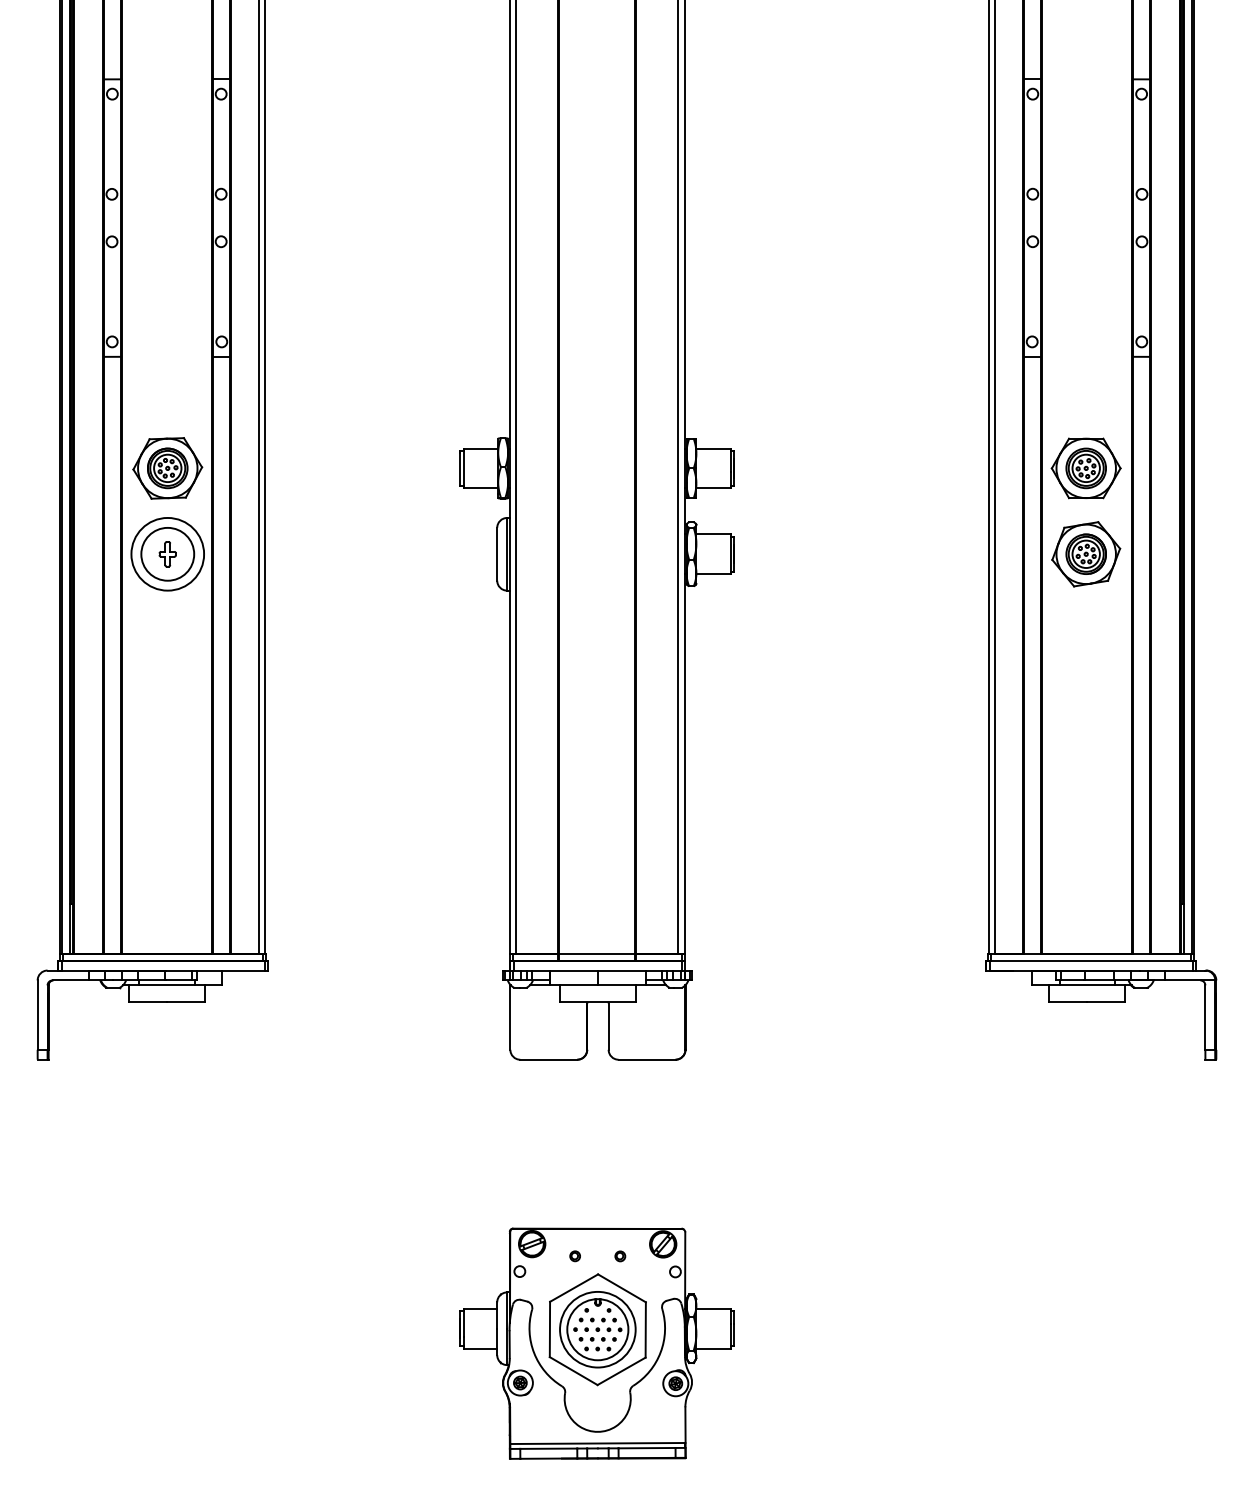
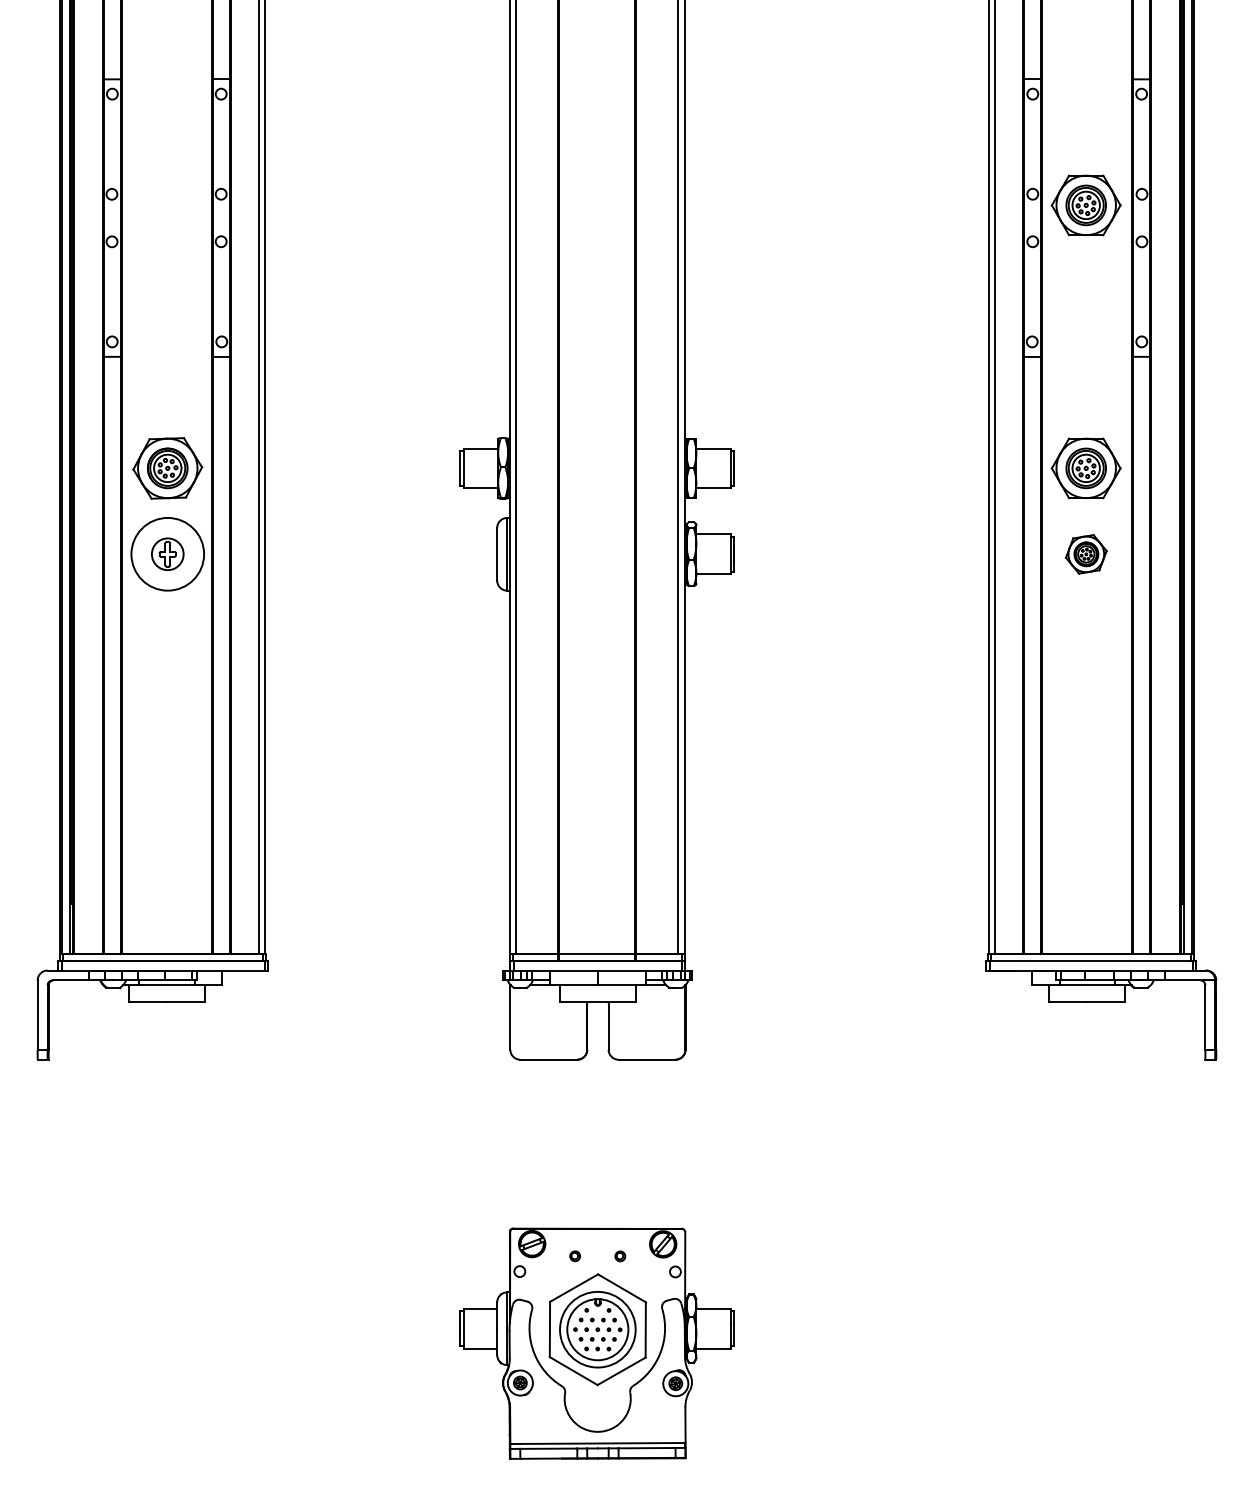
part: none -> present (1085, 205)
circle diameter: 53 px -> 32 px (167, 554)
part size: 71x67 px -> 43x41 px (1086, 554)
